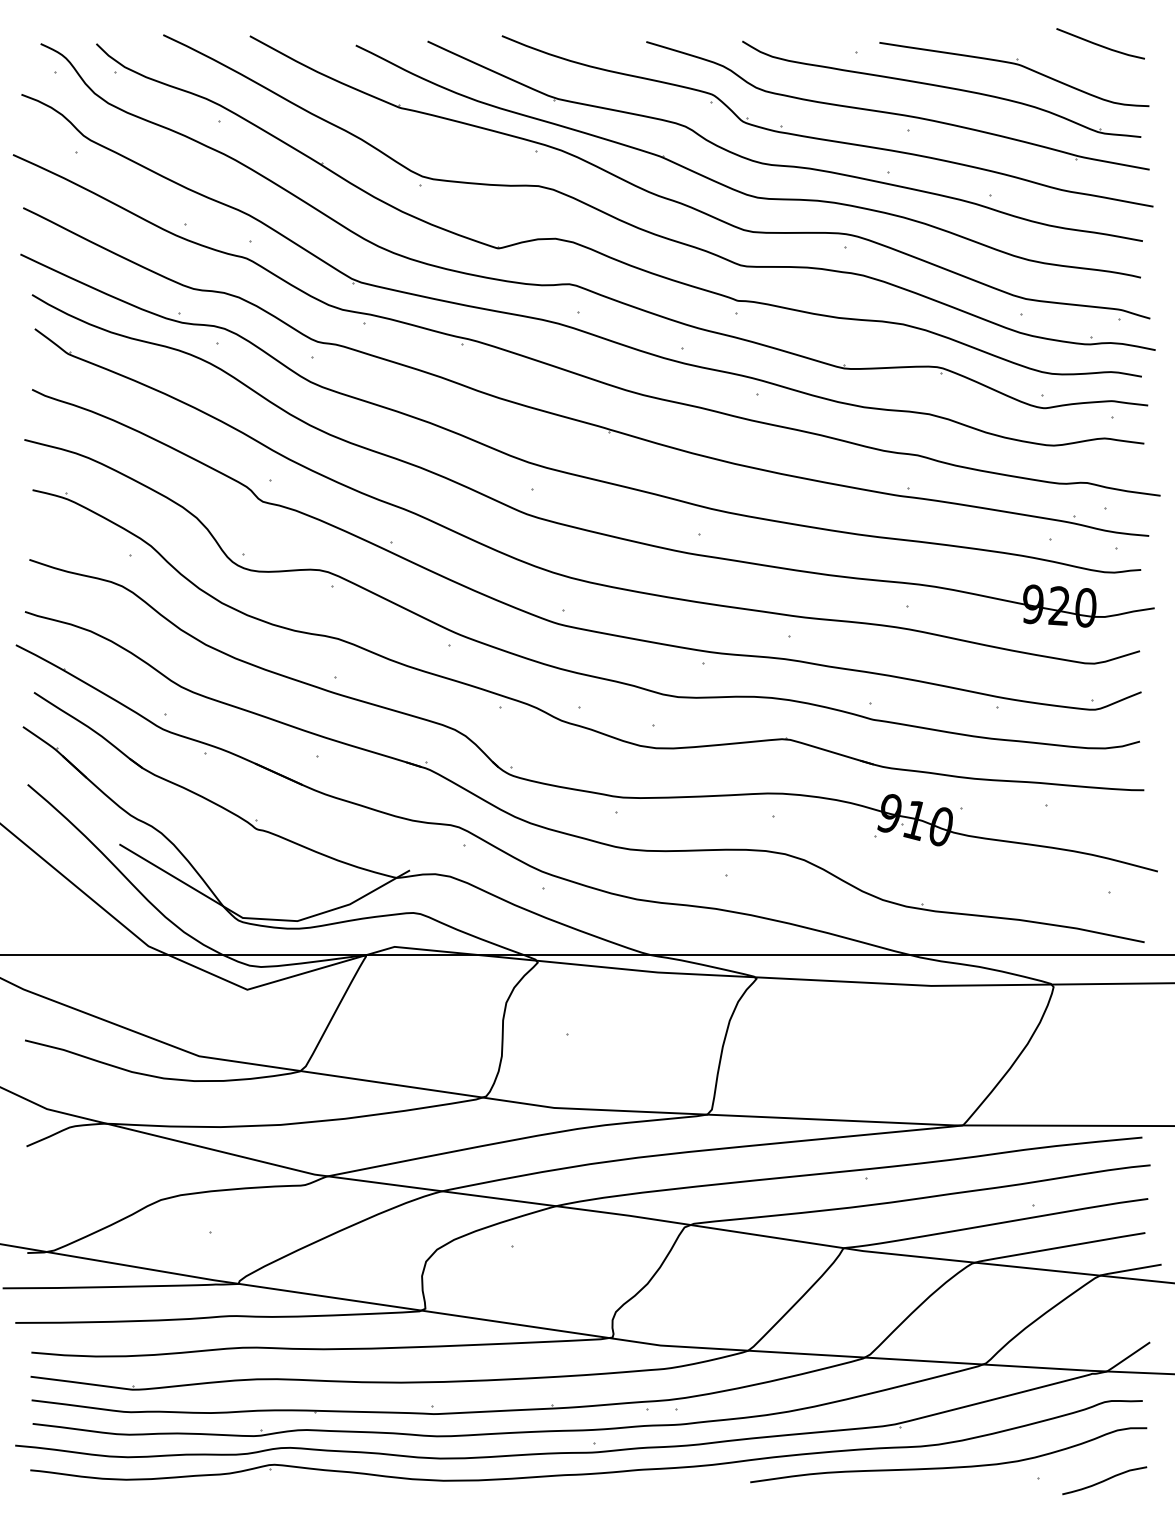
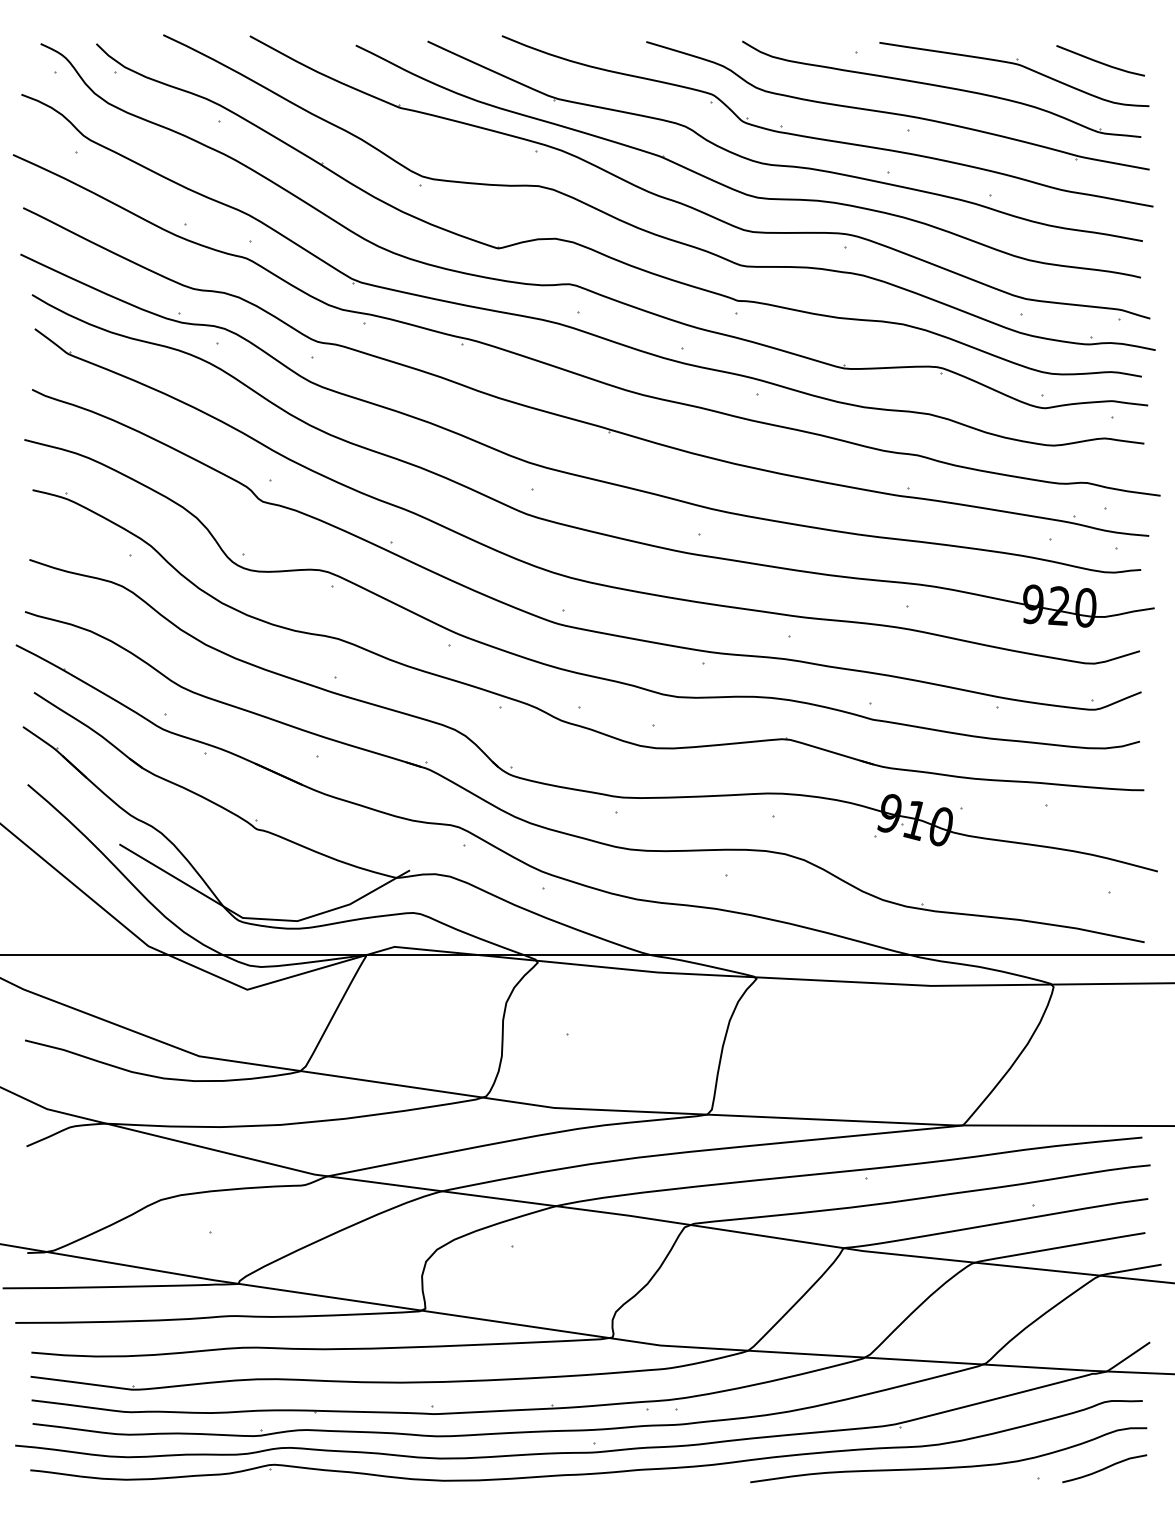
line position: (1100, 44) -> (1100, 61) (1100, 61)
curve position: (1104, 1480) -> (1104, 1468) (1104, 1468)
